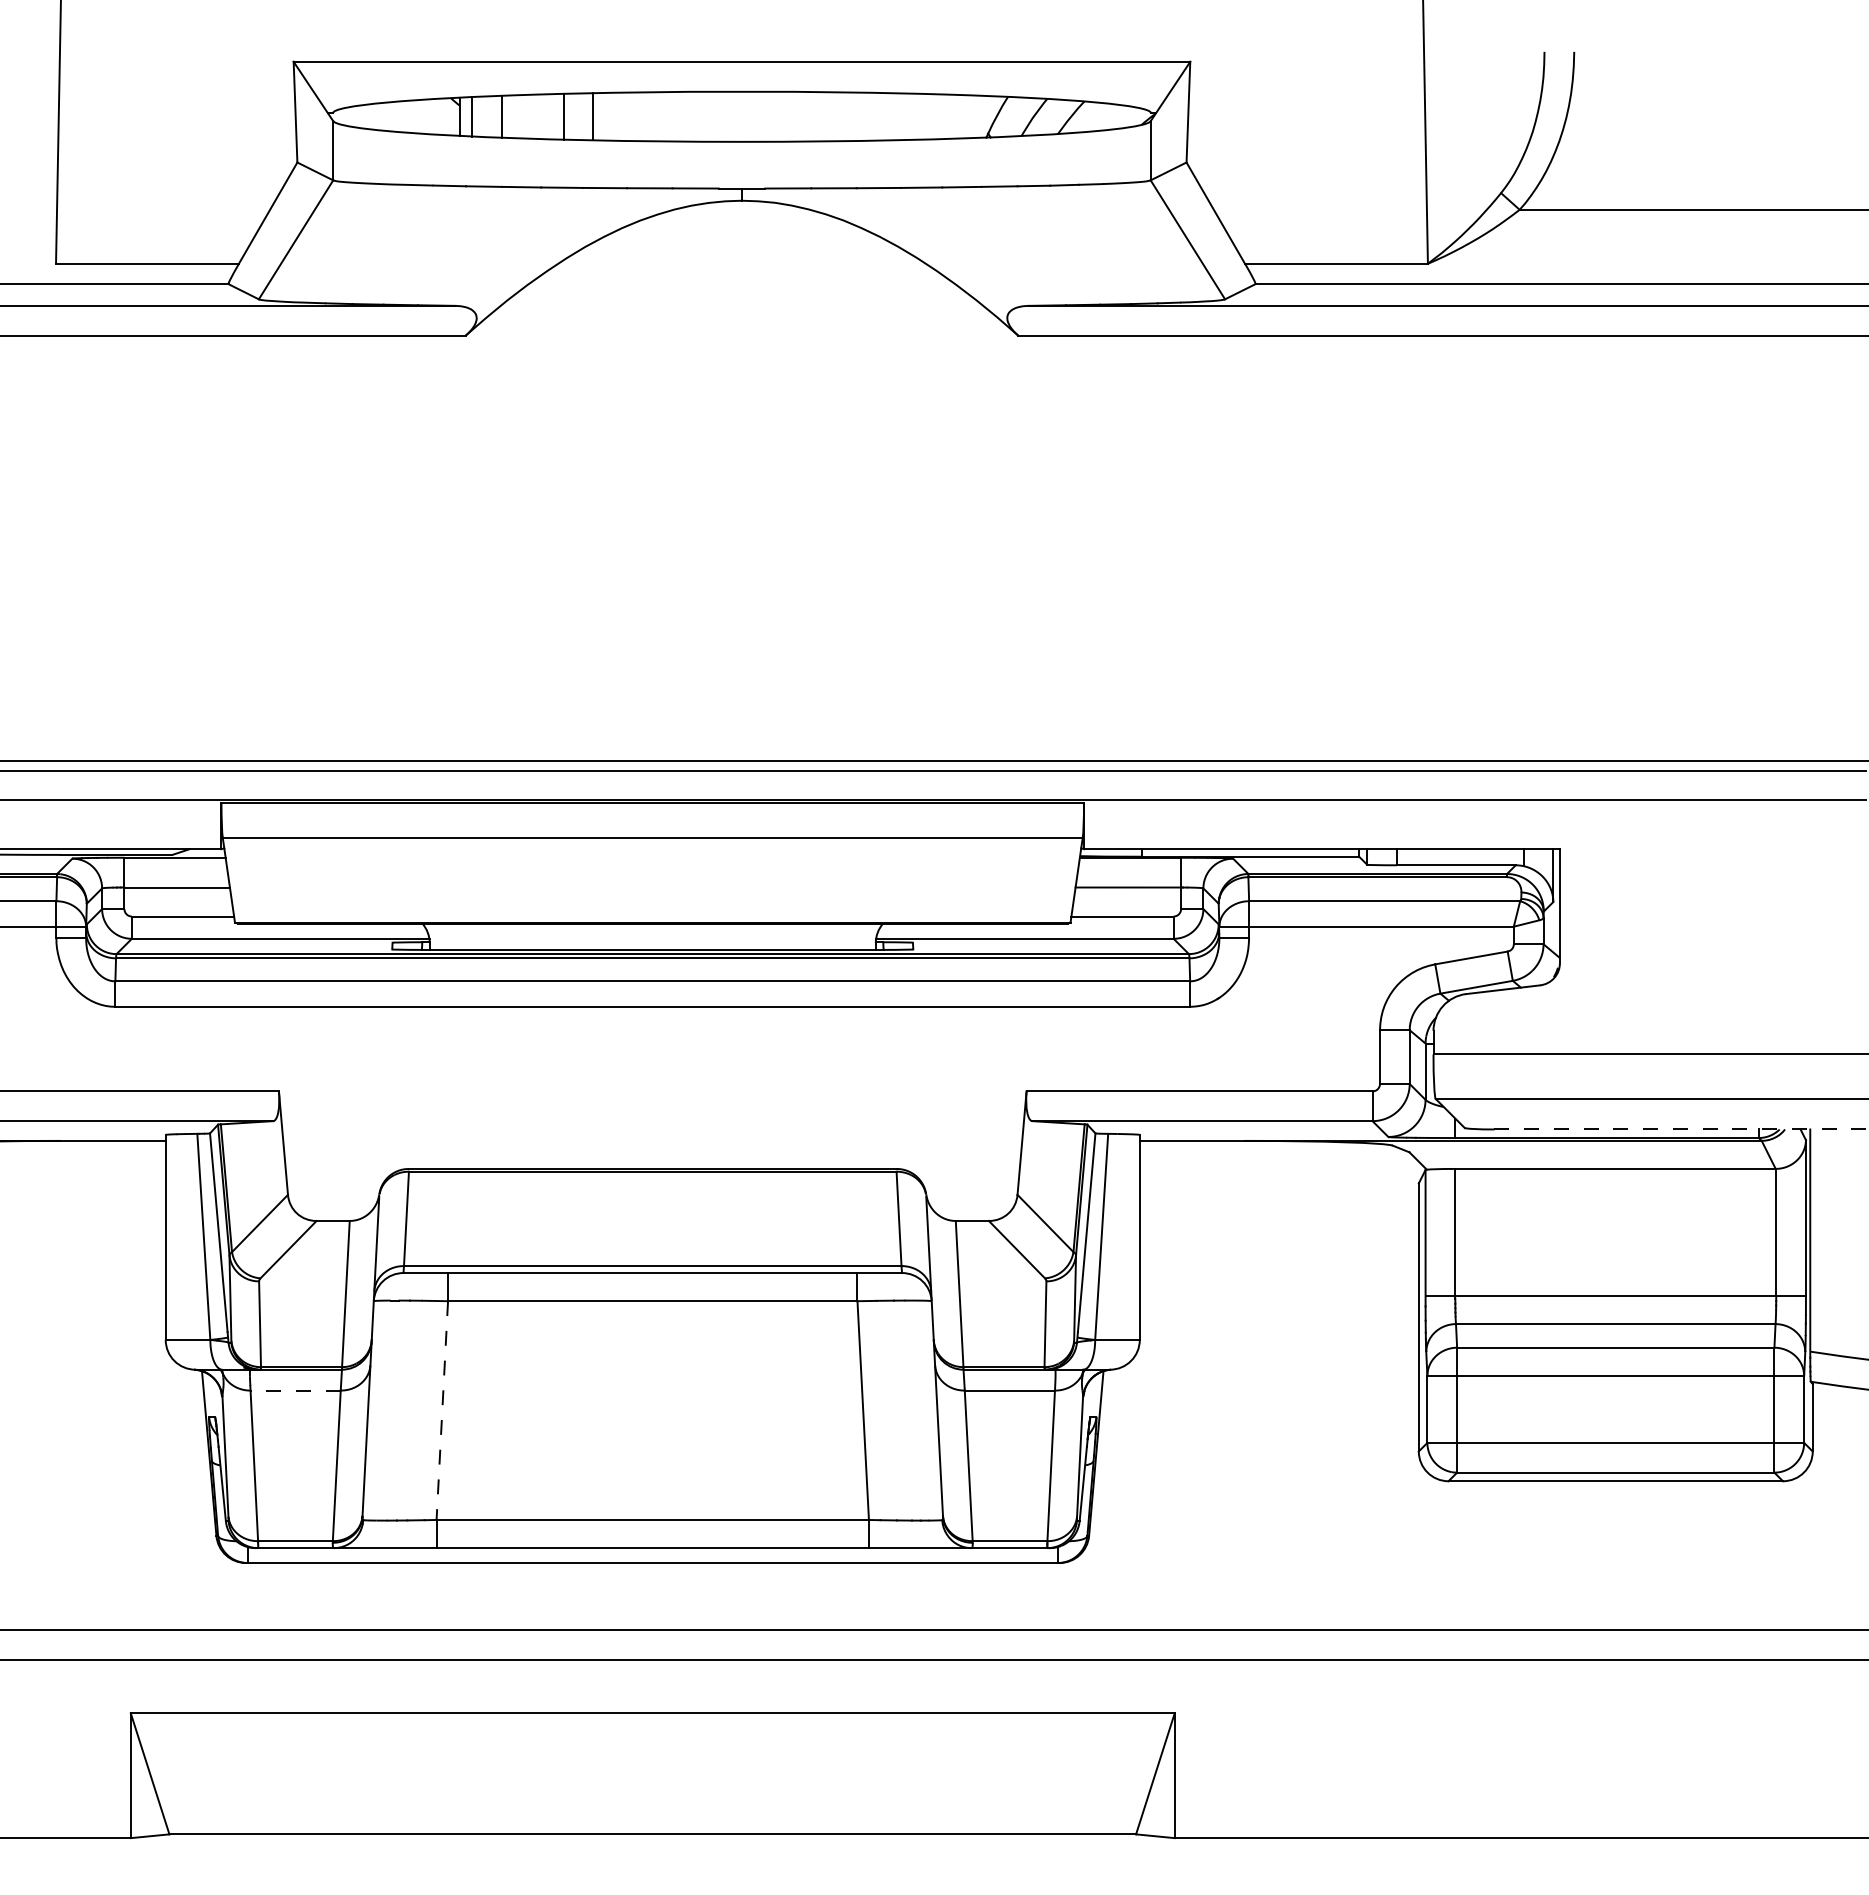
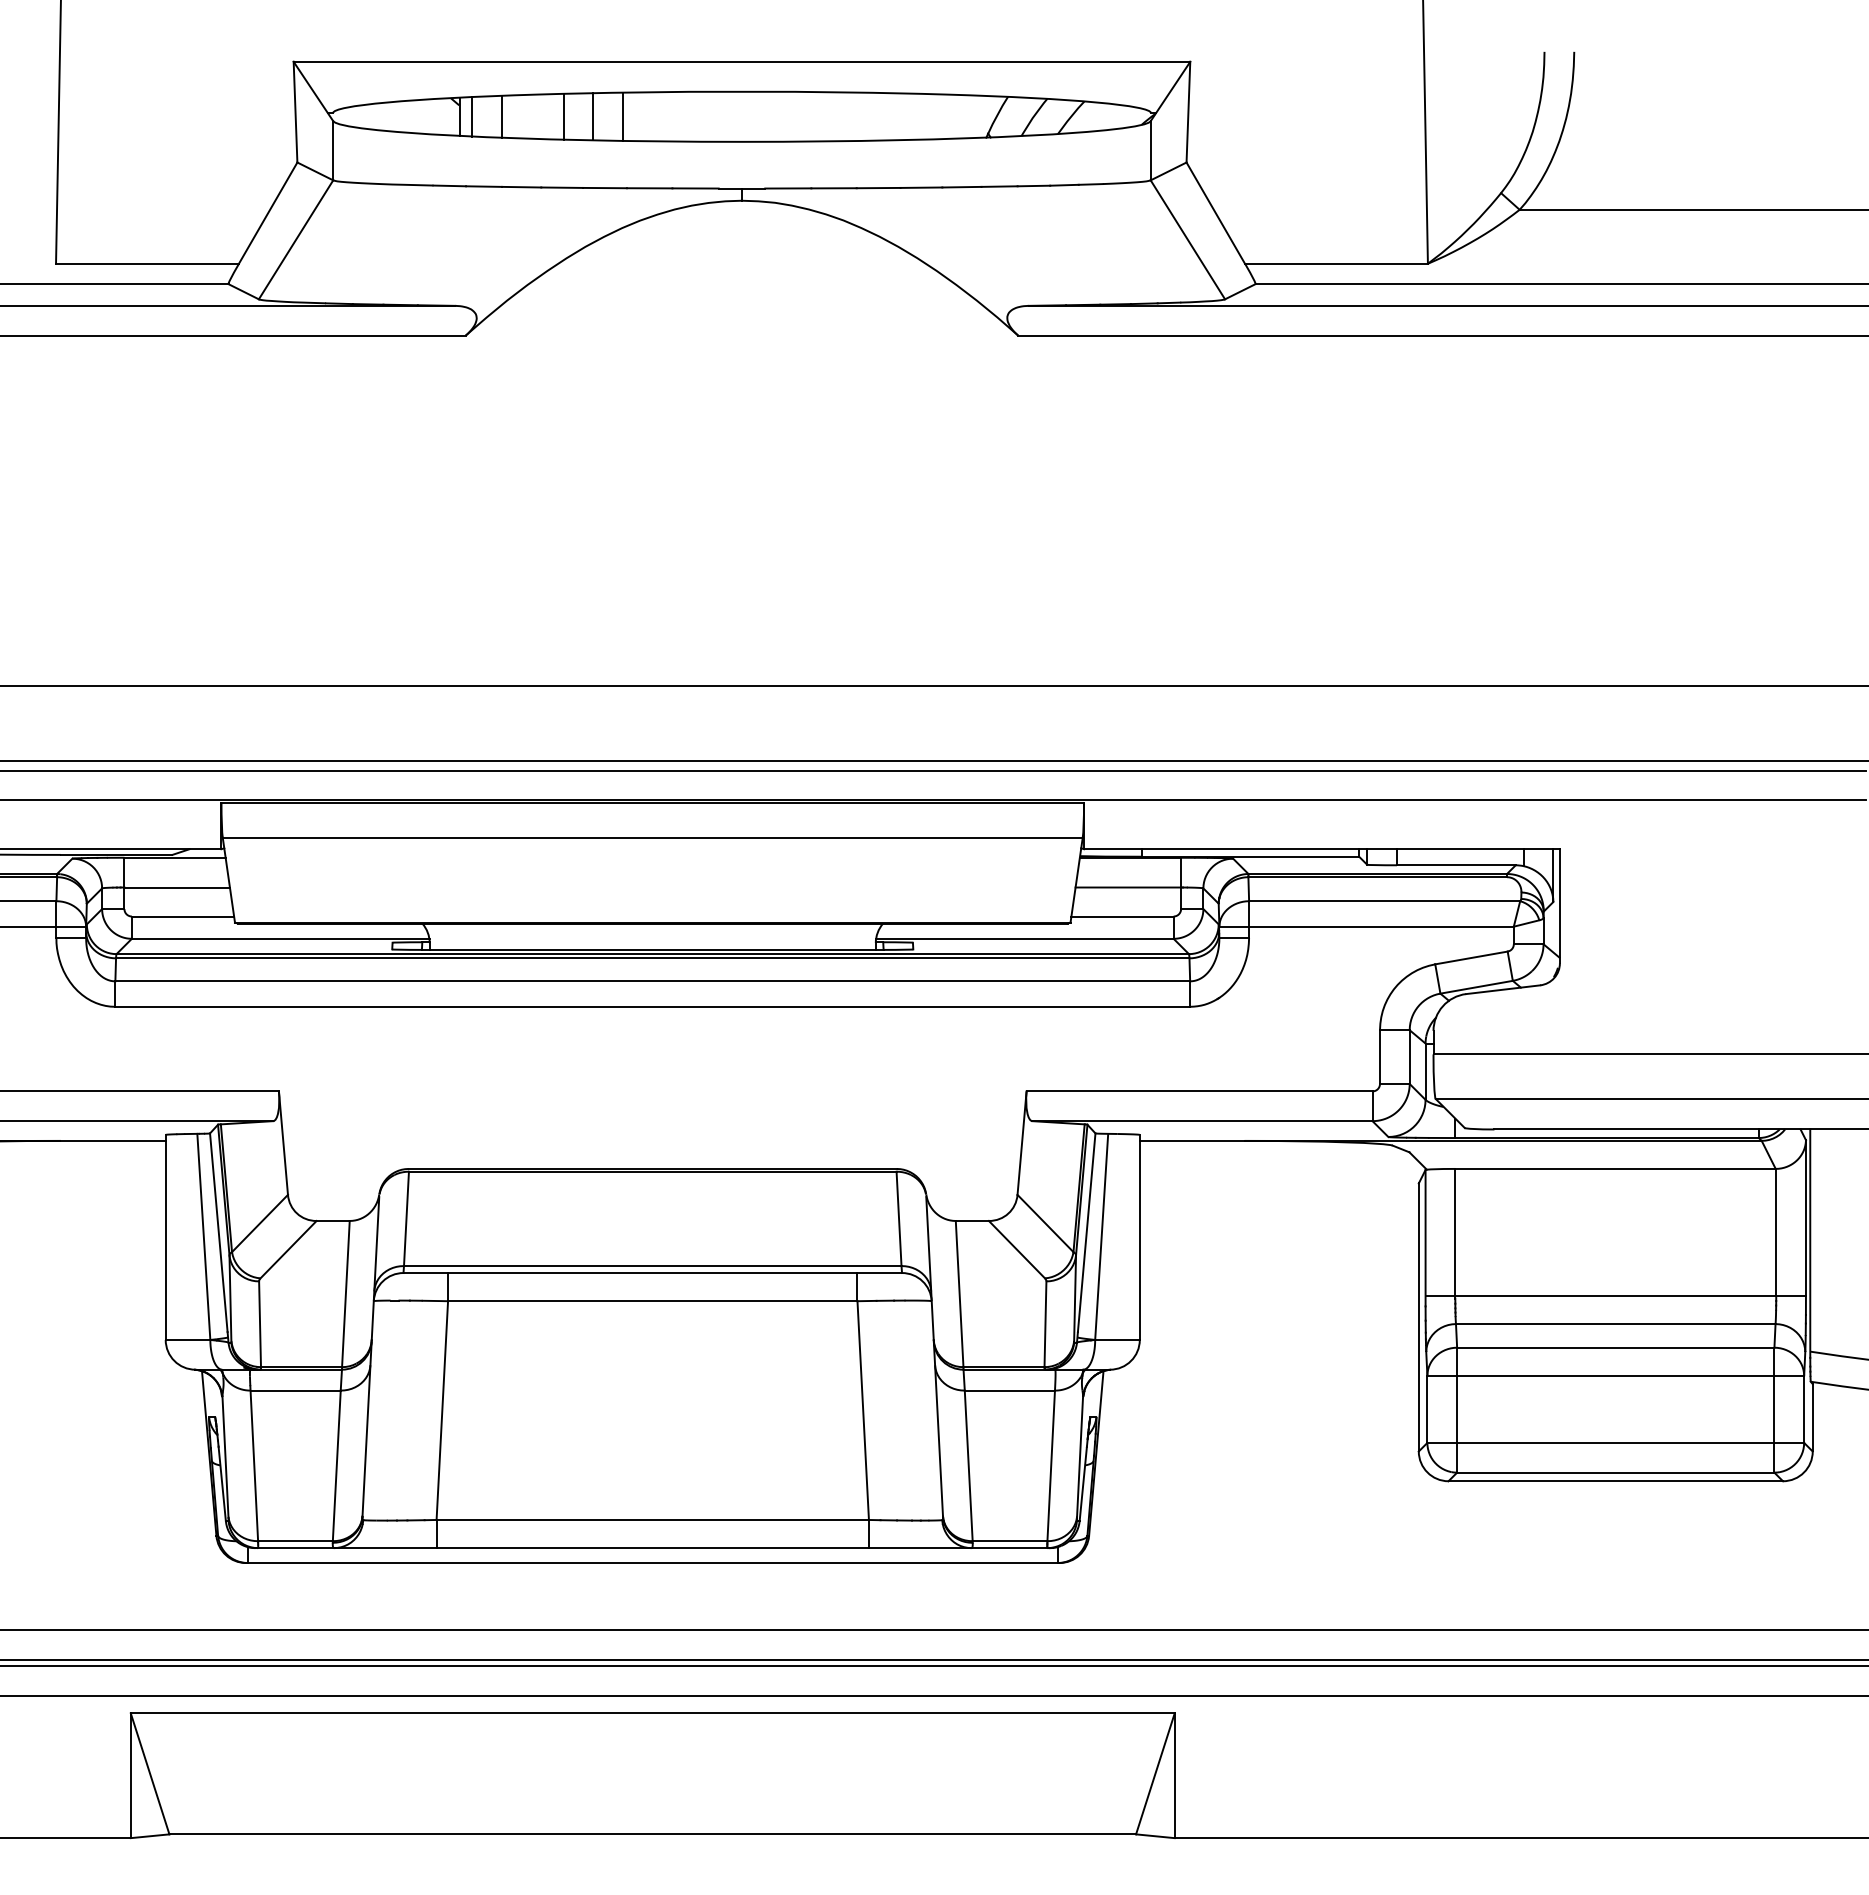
line: none -> present (623, 116)
line: none -> present (933, 686)
line: dashed -> solid (1681, 1129)
line: dashed -> solid (295, 1390)
line: dashed -> solid (442, 1410)
line: none -> present (933, 1665)
line: none -> present (933, 1695)
